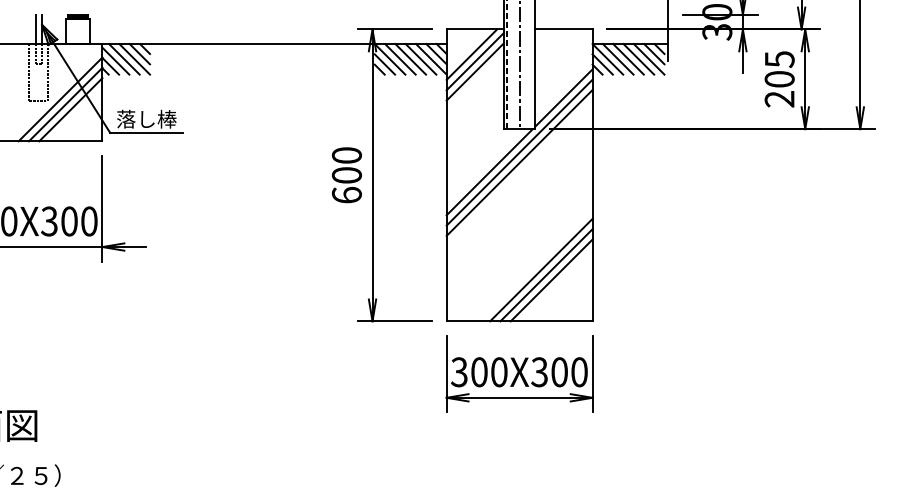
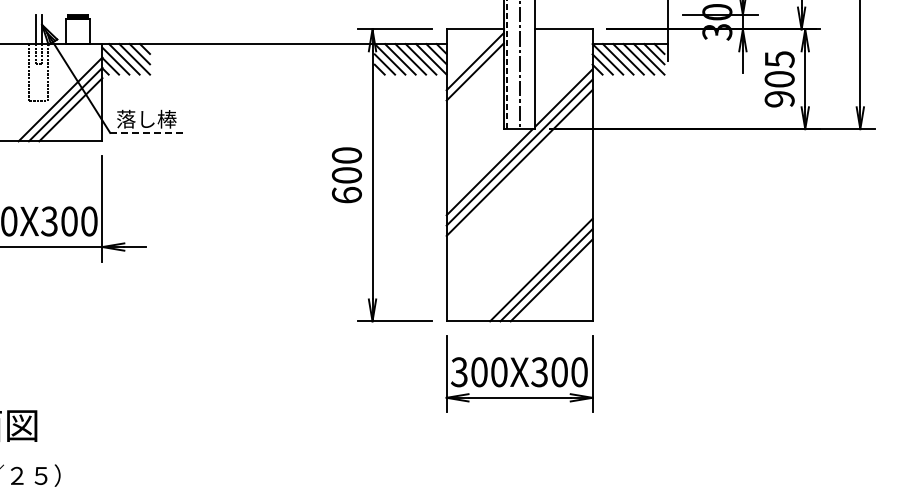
line: present -> none (471, 54)
text: 205 -> 905 (779, 99)
line: solid -> dashed (146, 132)
